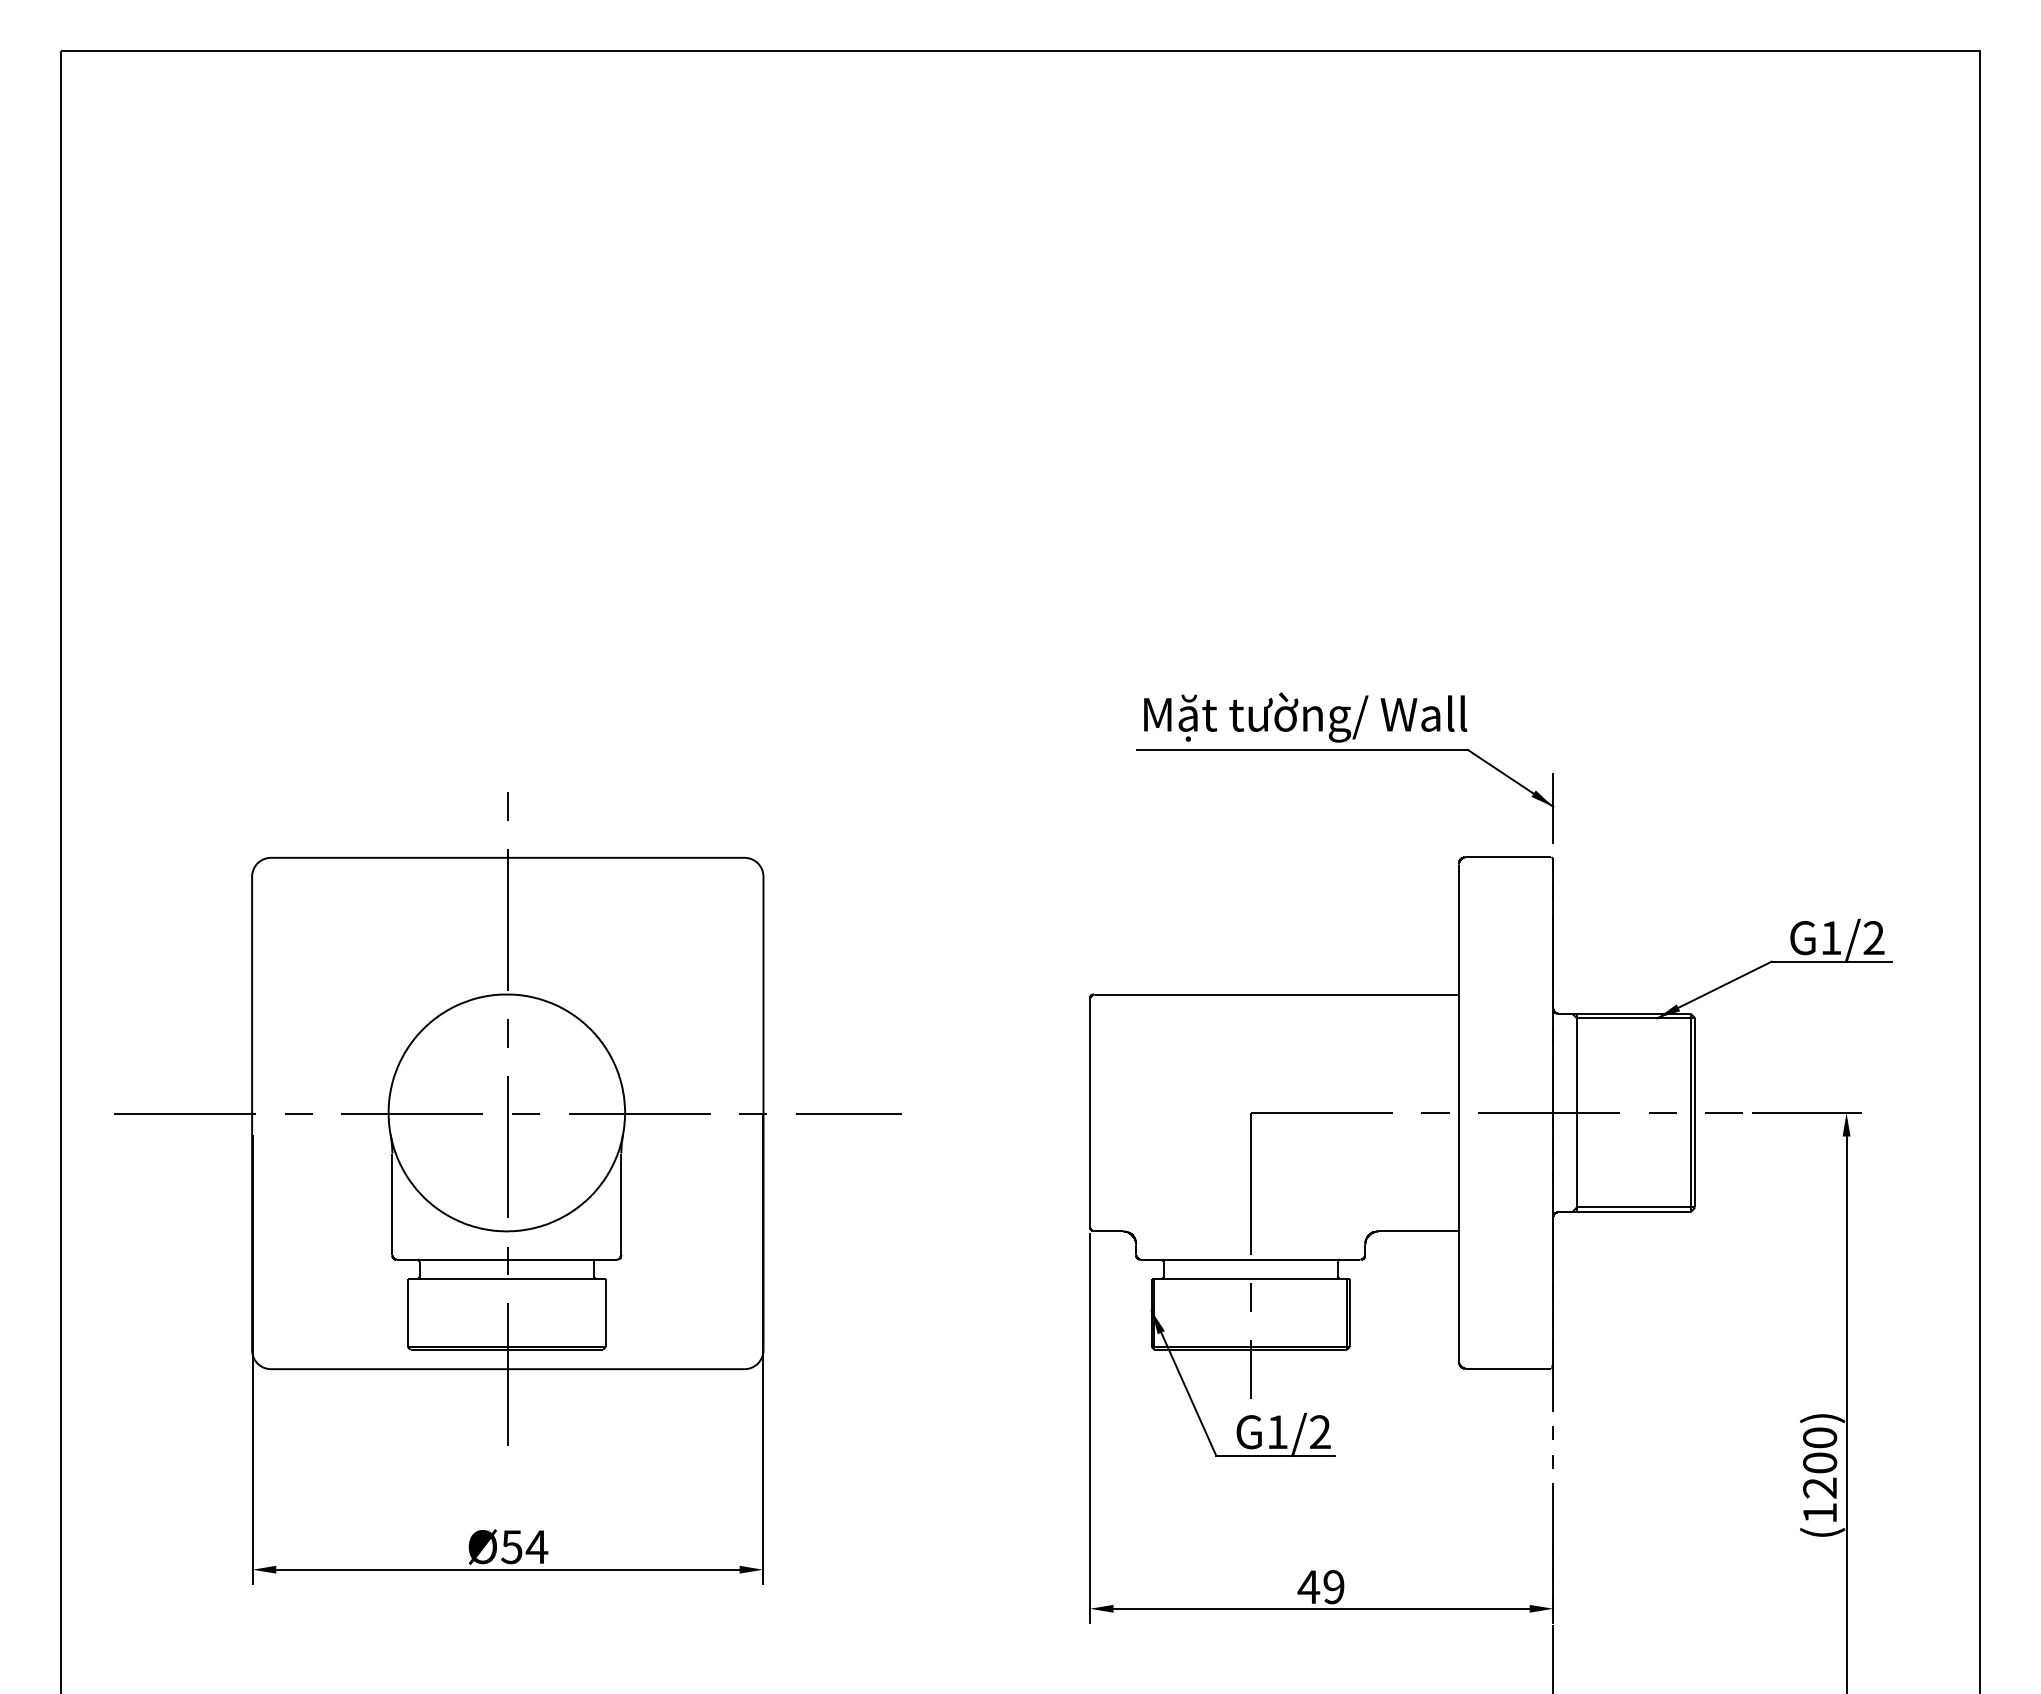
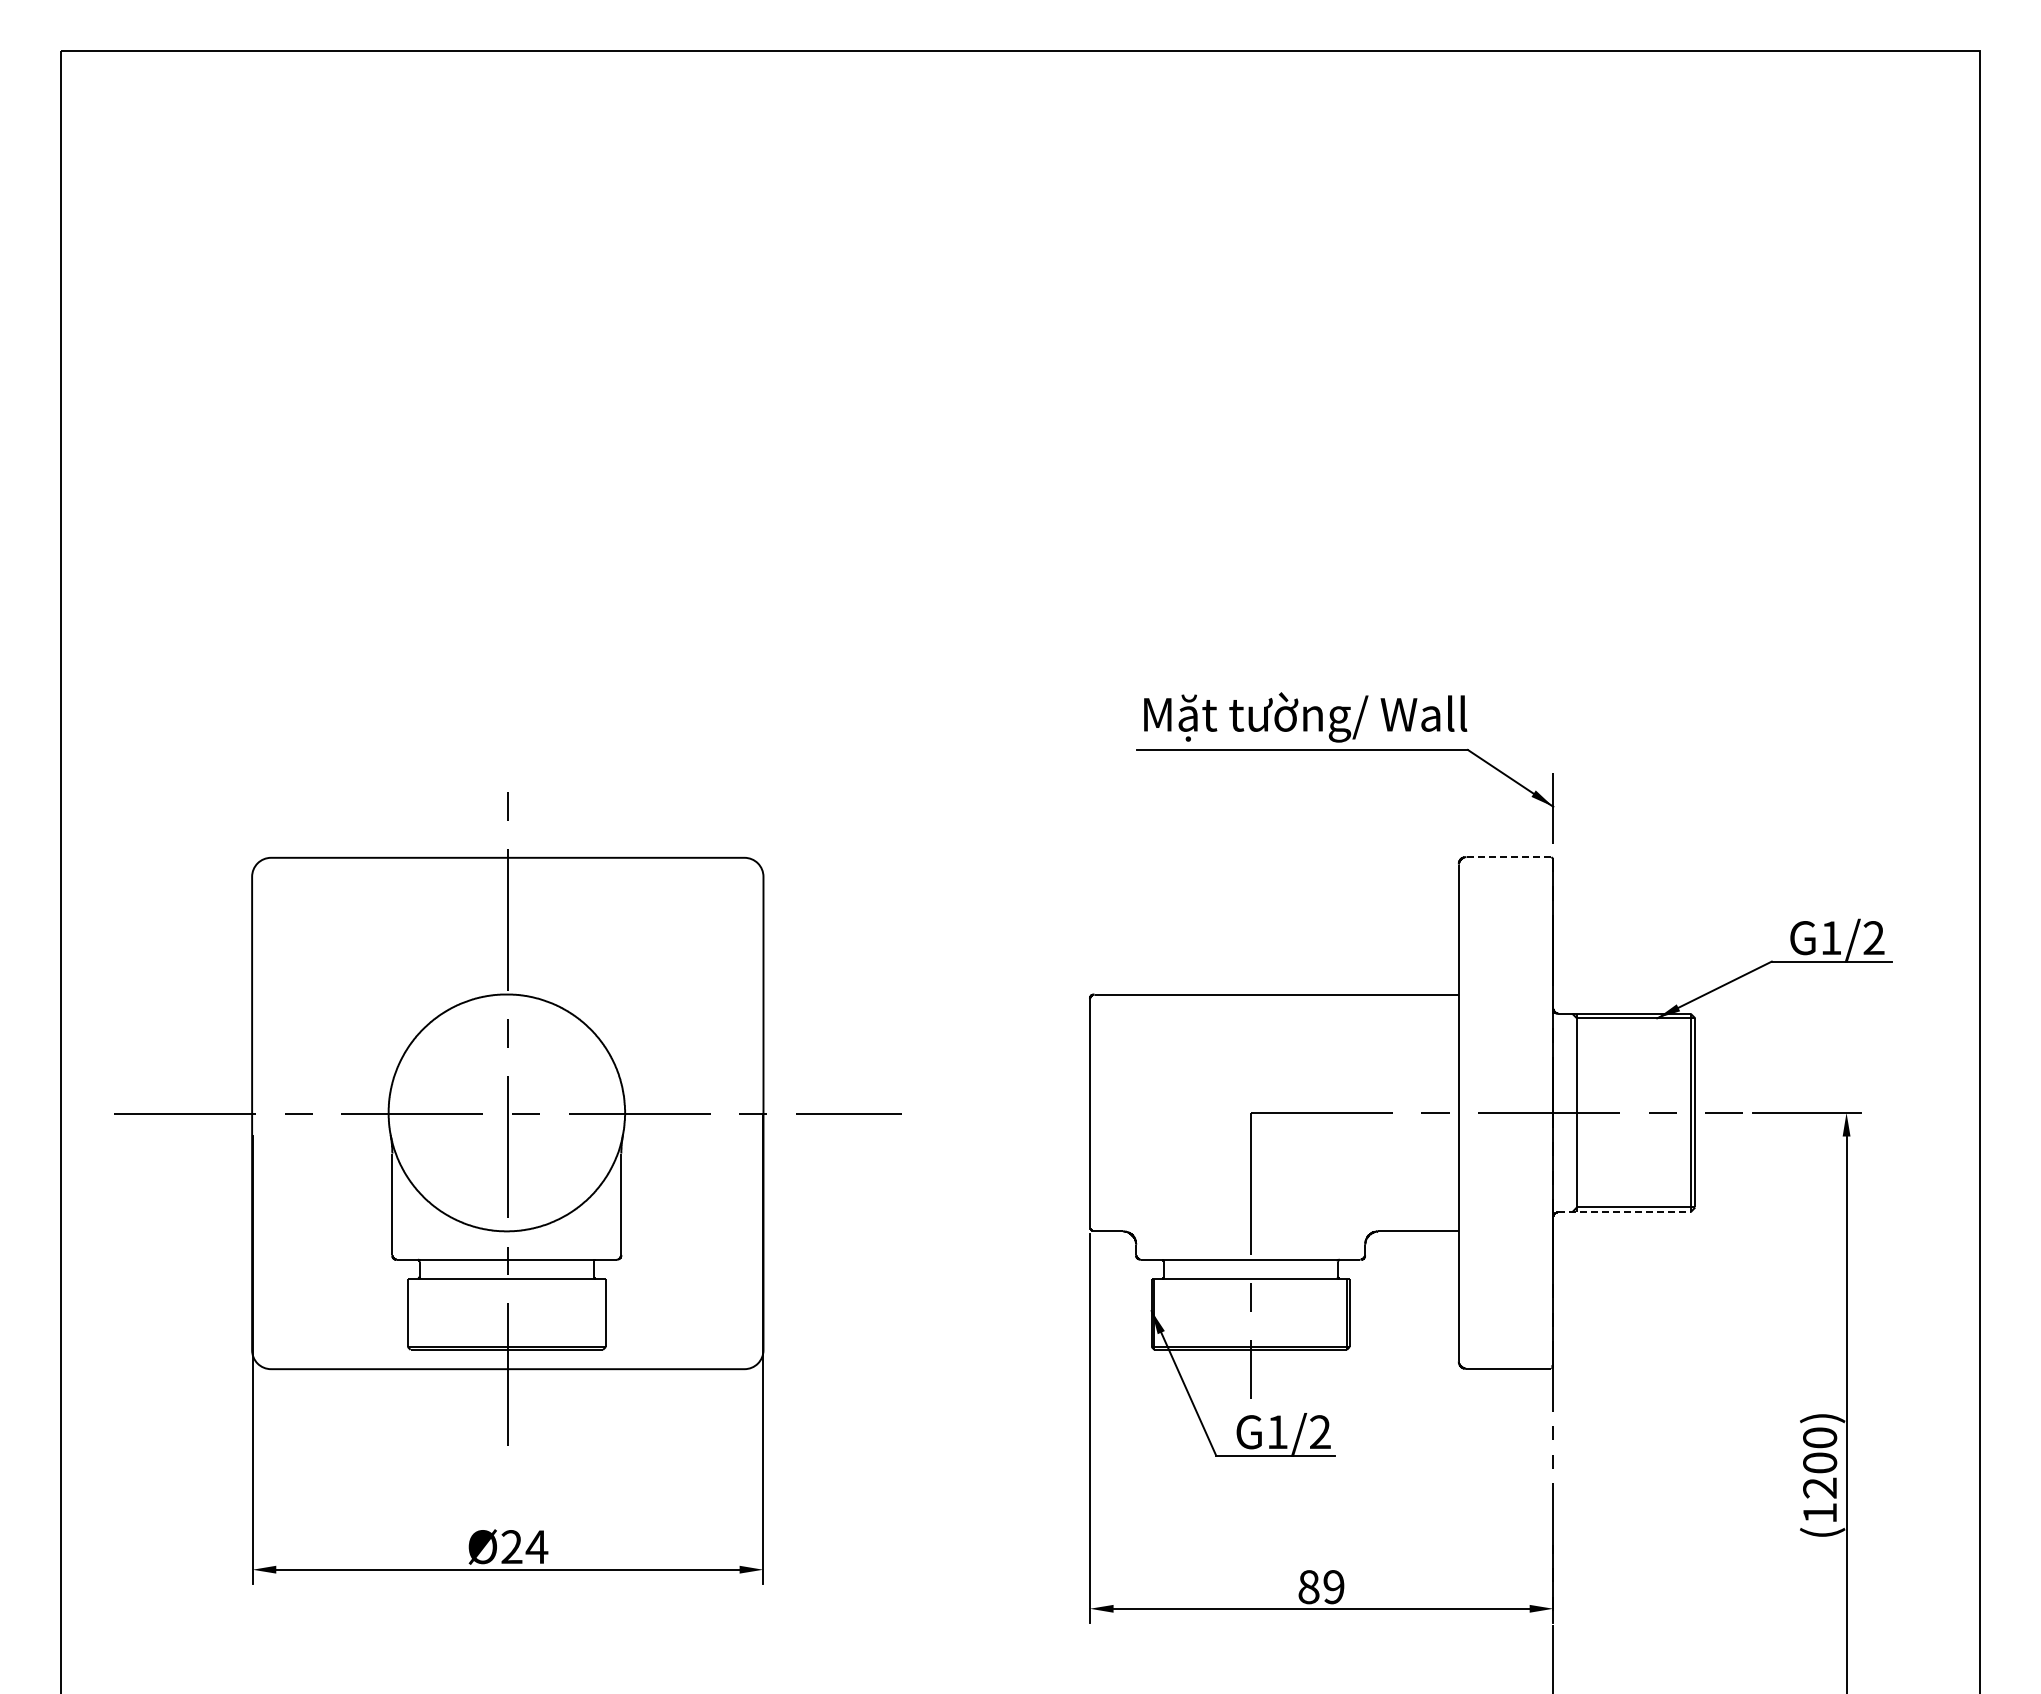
line: solid -> dashed (1508, 857)
line: solid -> dashed (1624, 1212)
text: Ø54 -> Ø24 (511, 1547)
text: 49 -> 89 (1308, 1587)
